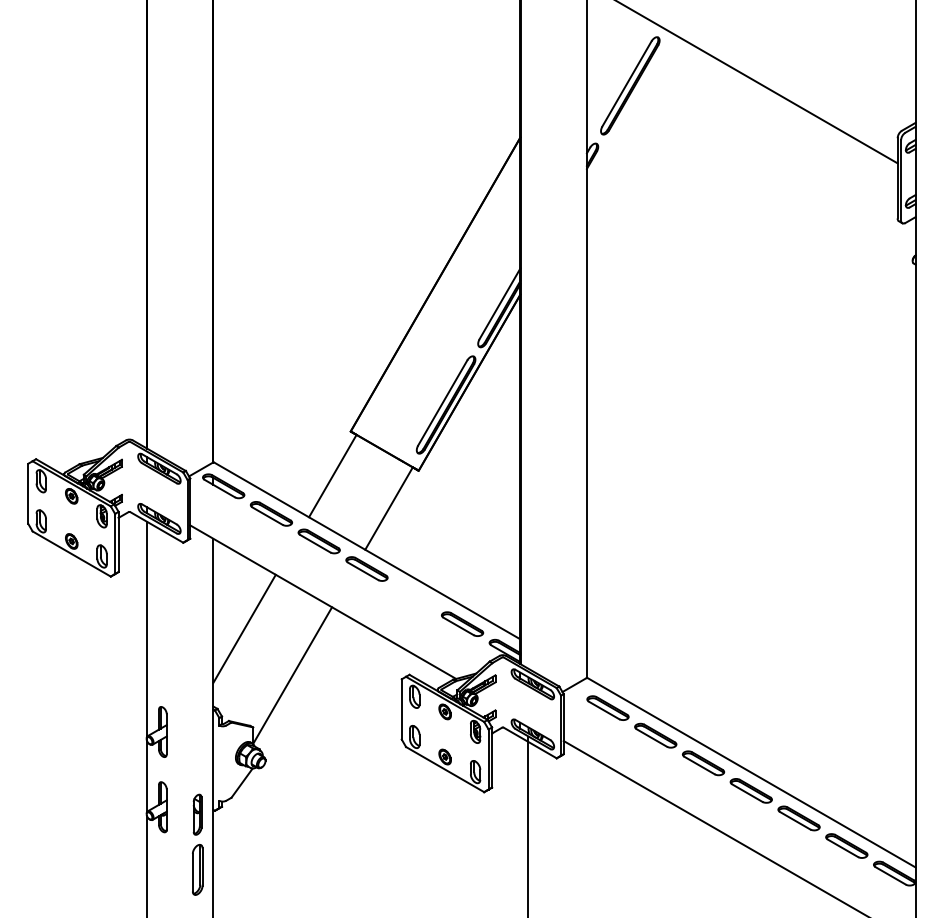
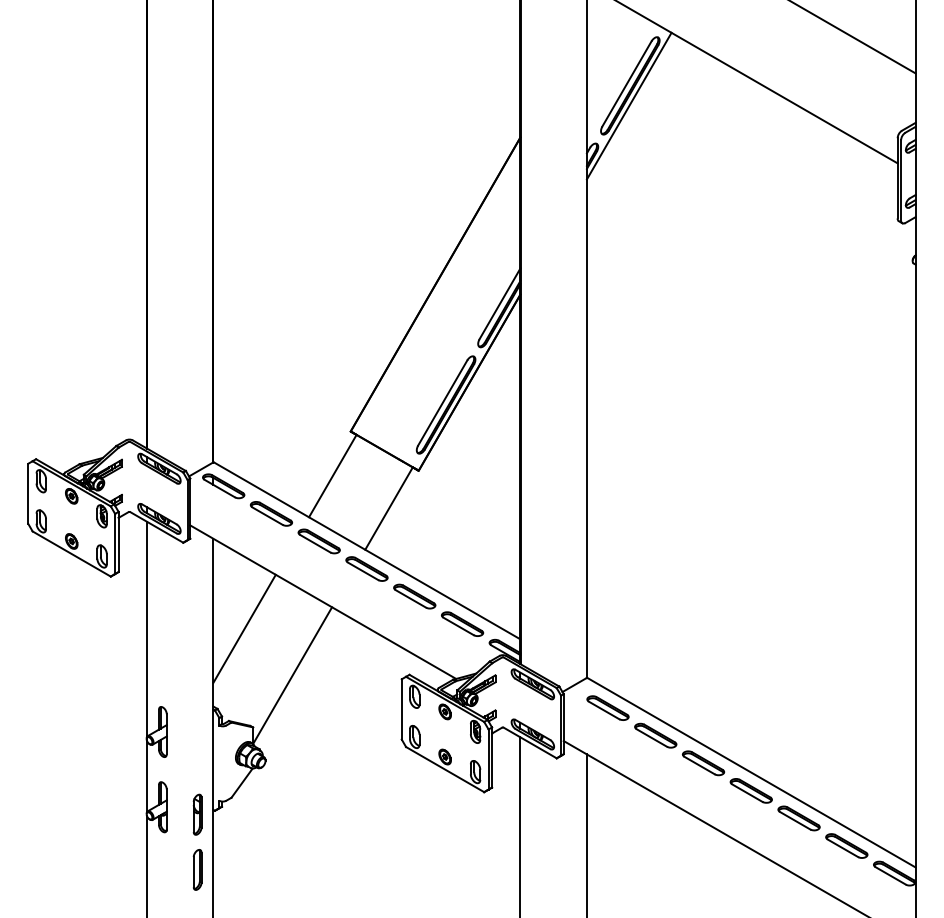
line: none -> present (853, 37)
line: none -> present (628, 105)
part: none -> present (414, 596)
line position: (528, 825) -> (520, 825) (520, 825)
line: none -> present (586, 834)
part size: 12x52 px -> 11x42 px (197, 869)
